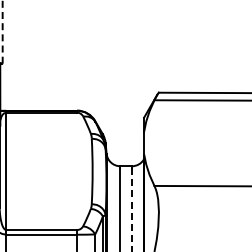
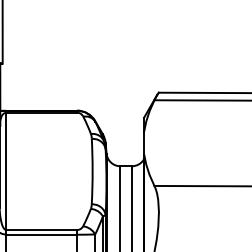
line: dashed -> solid (2, 31)
line: dashed -> solid (132, 209)
